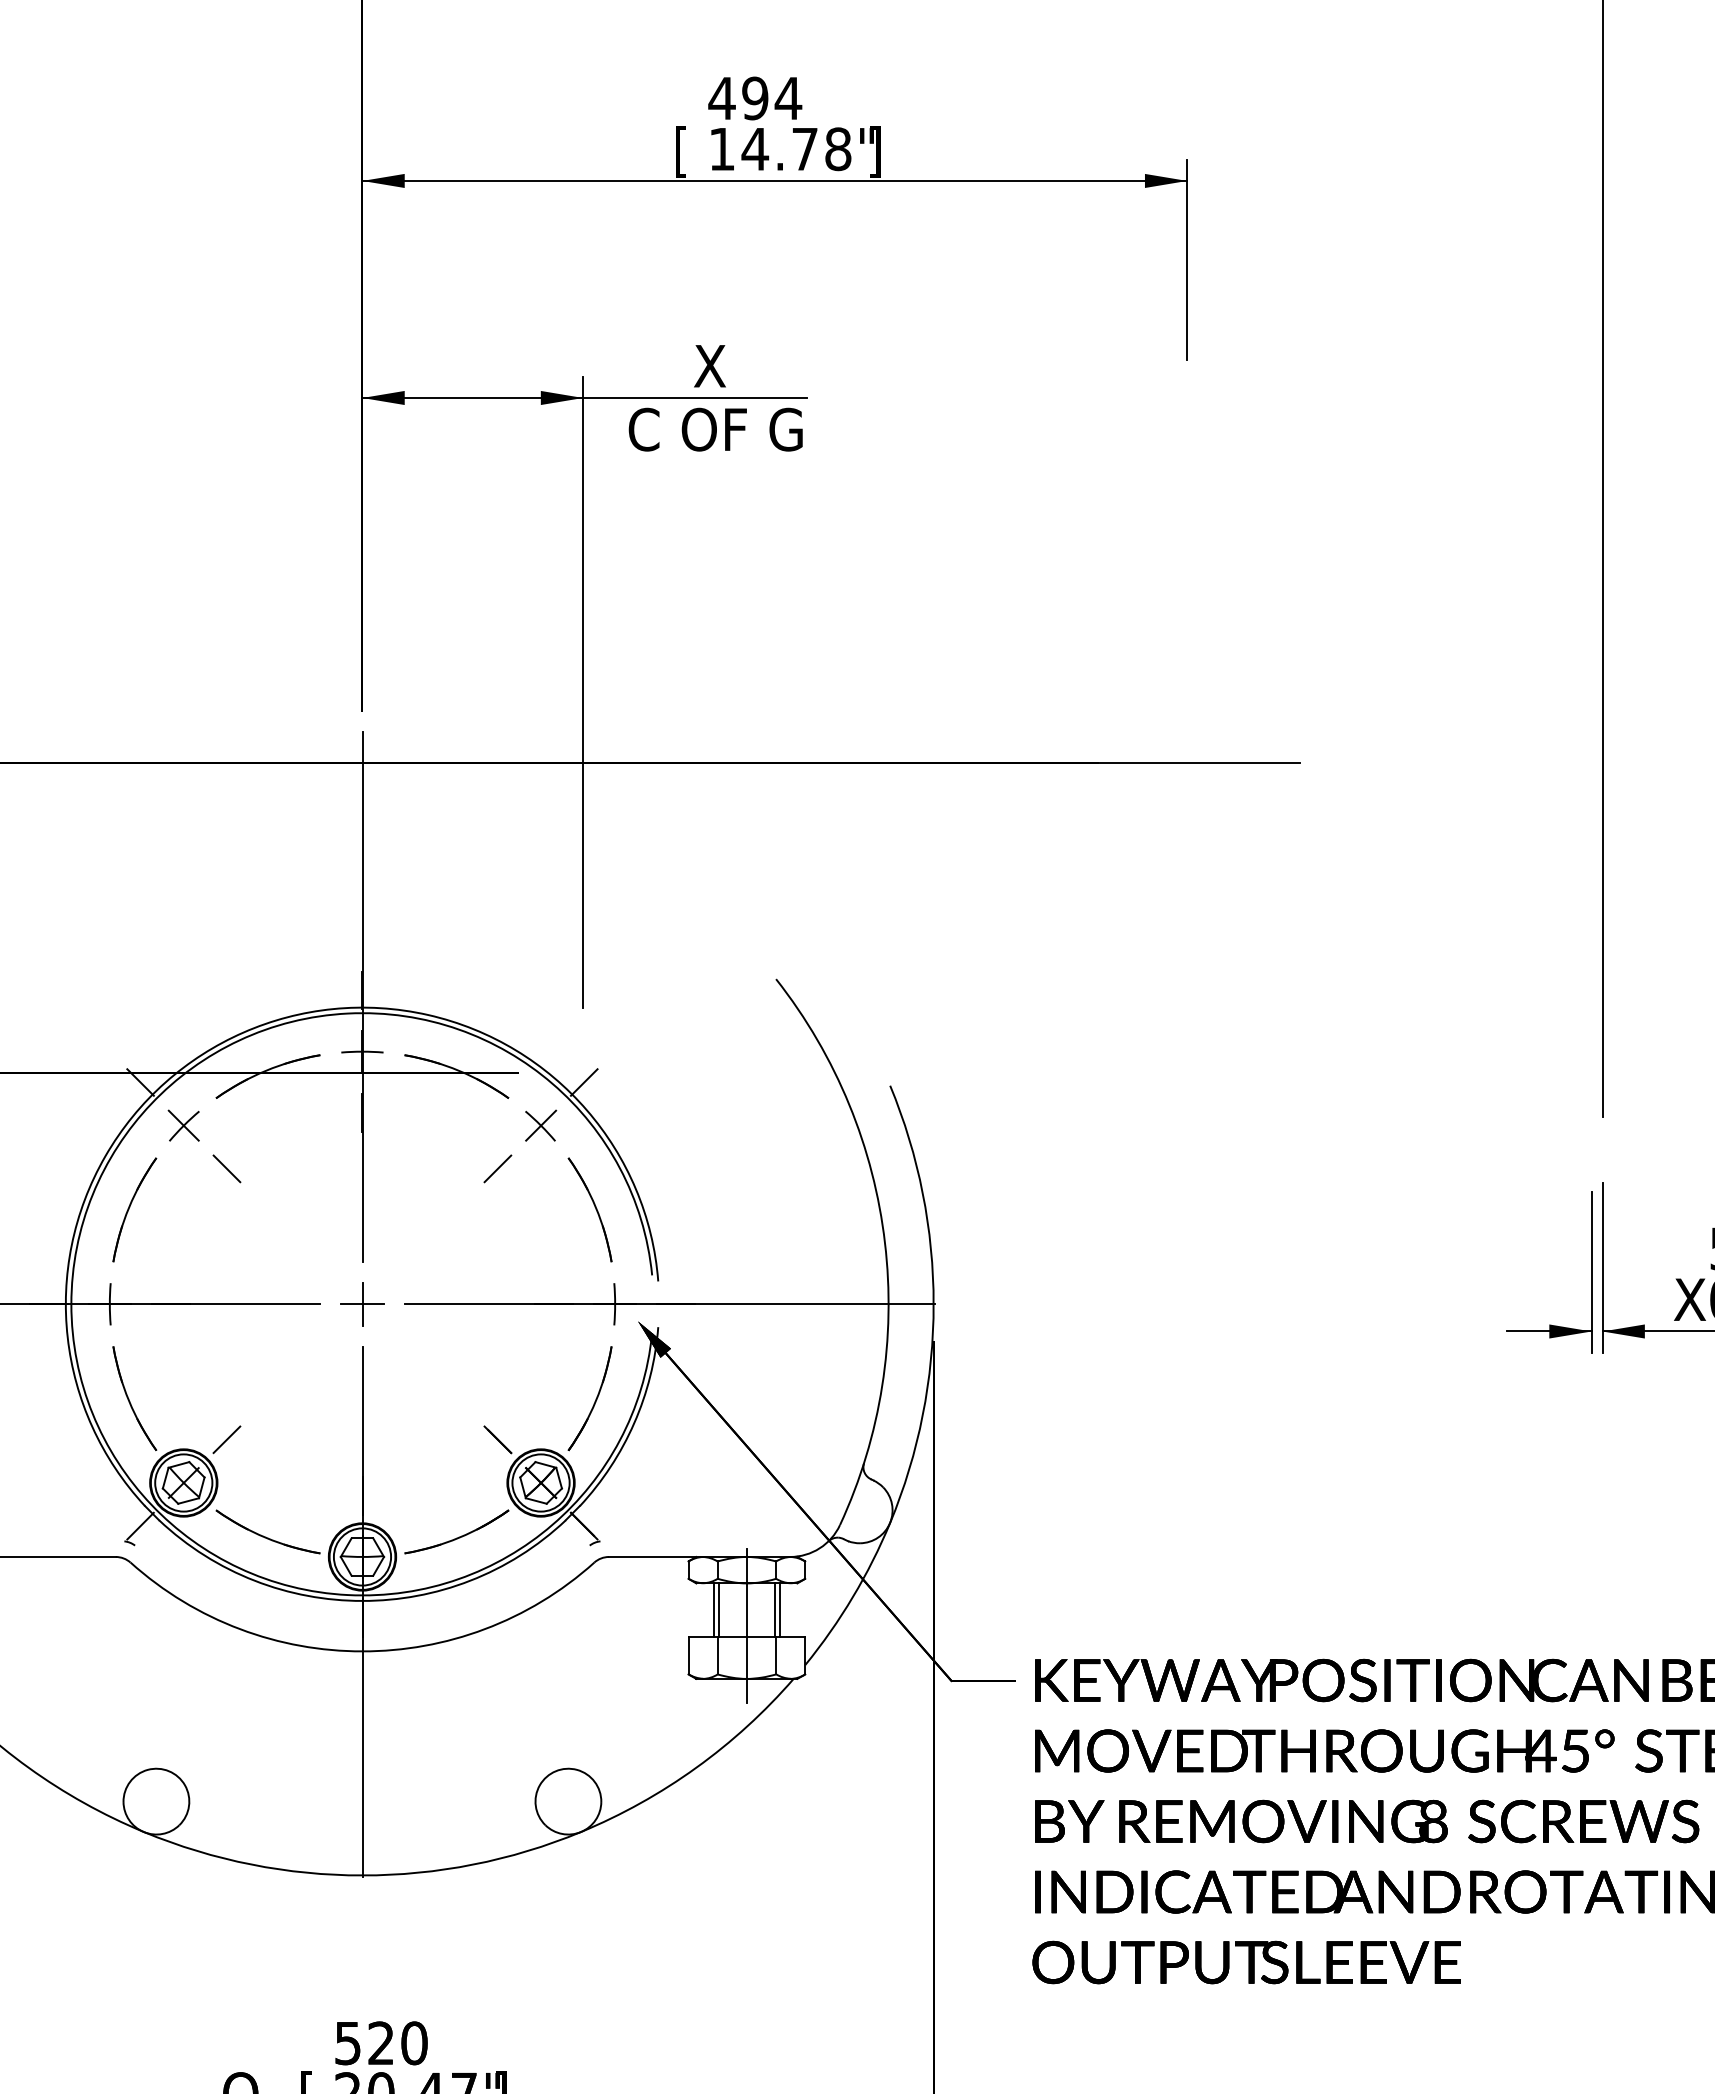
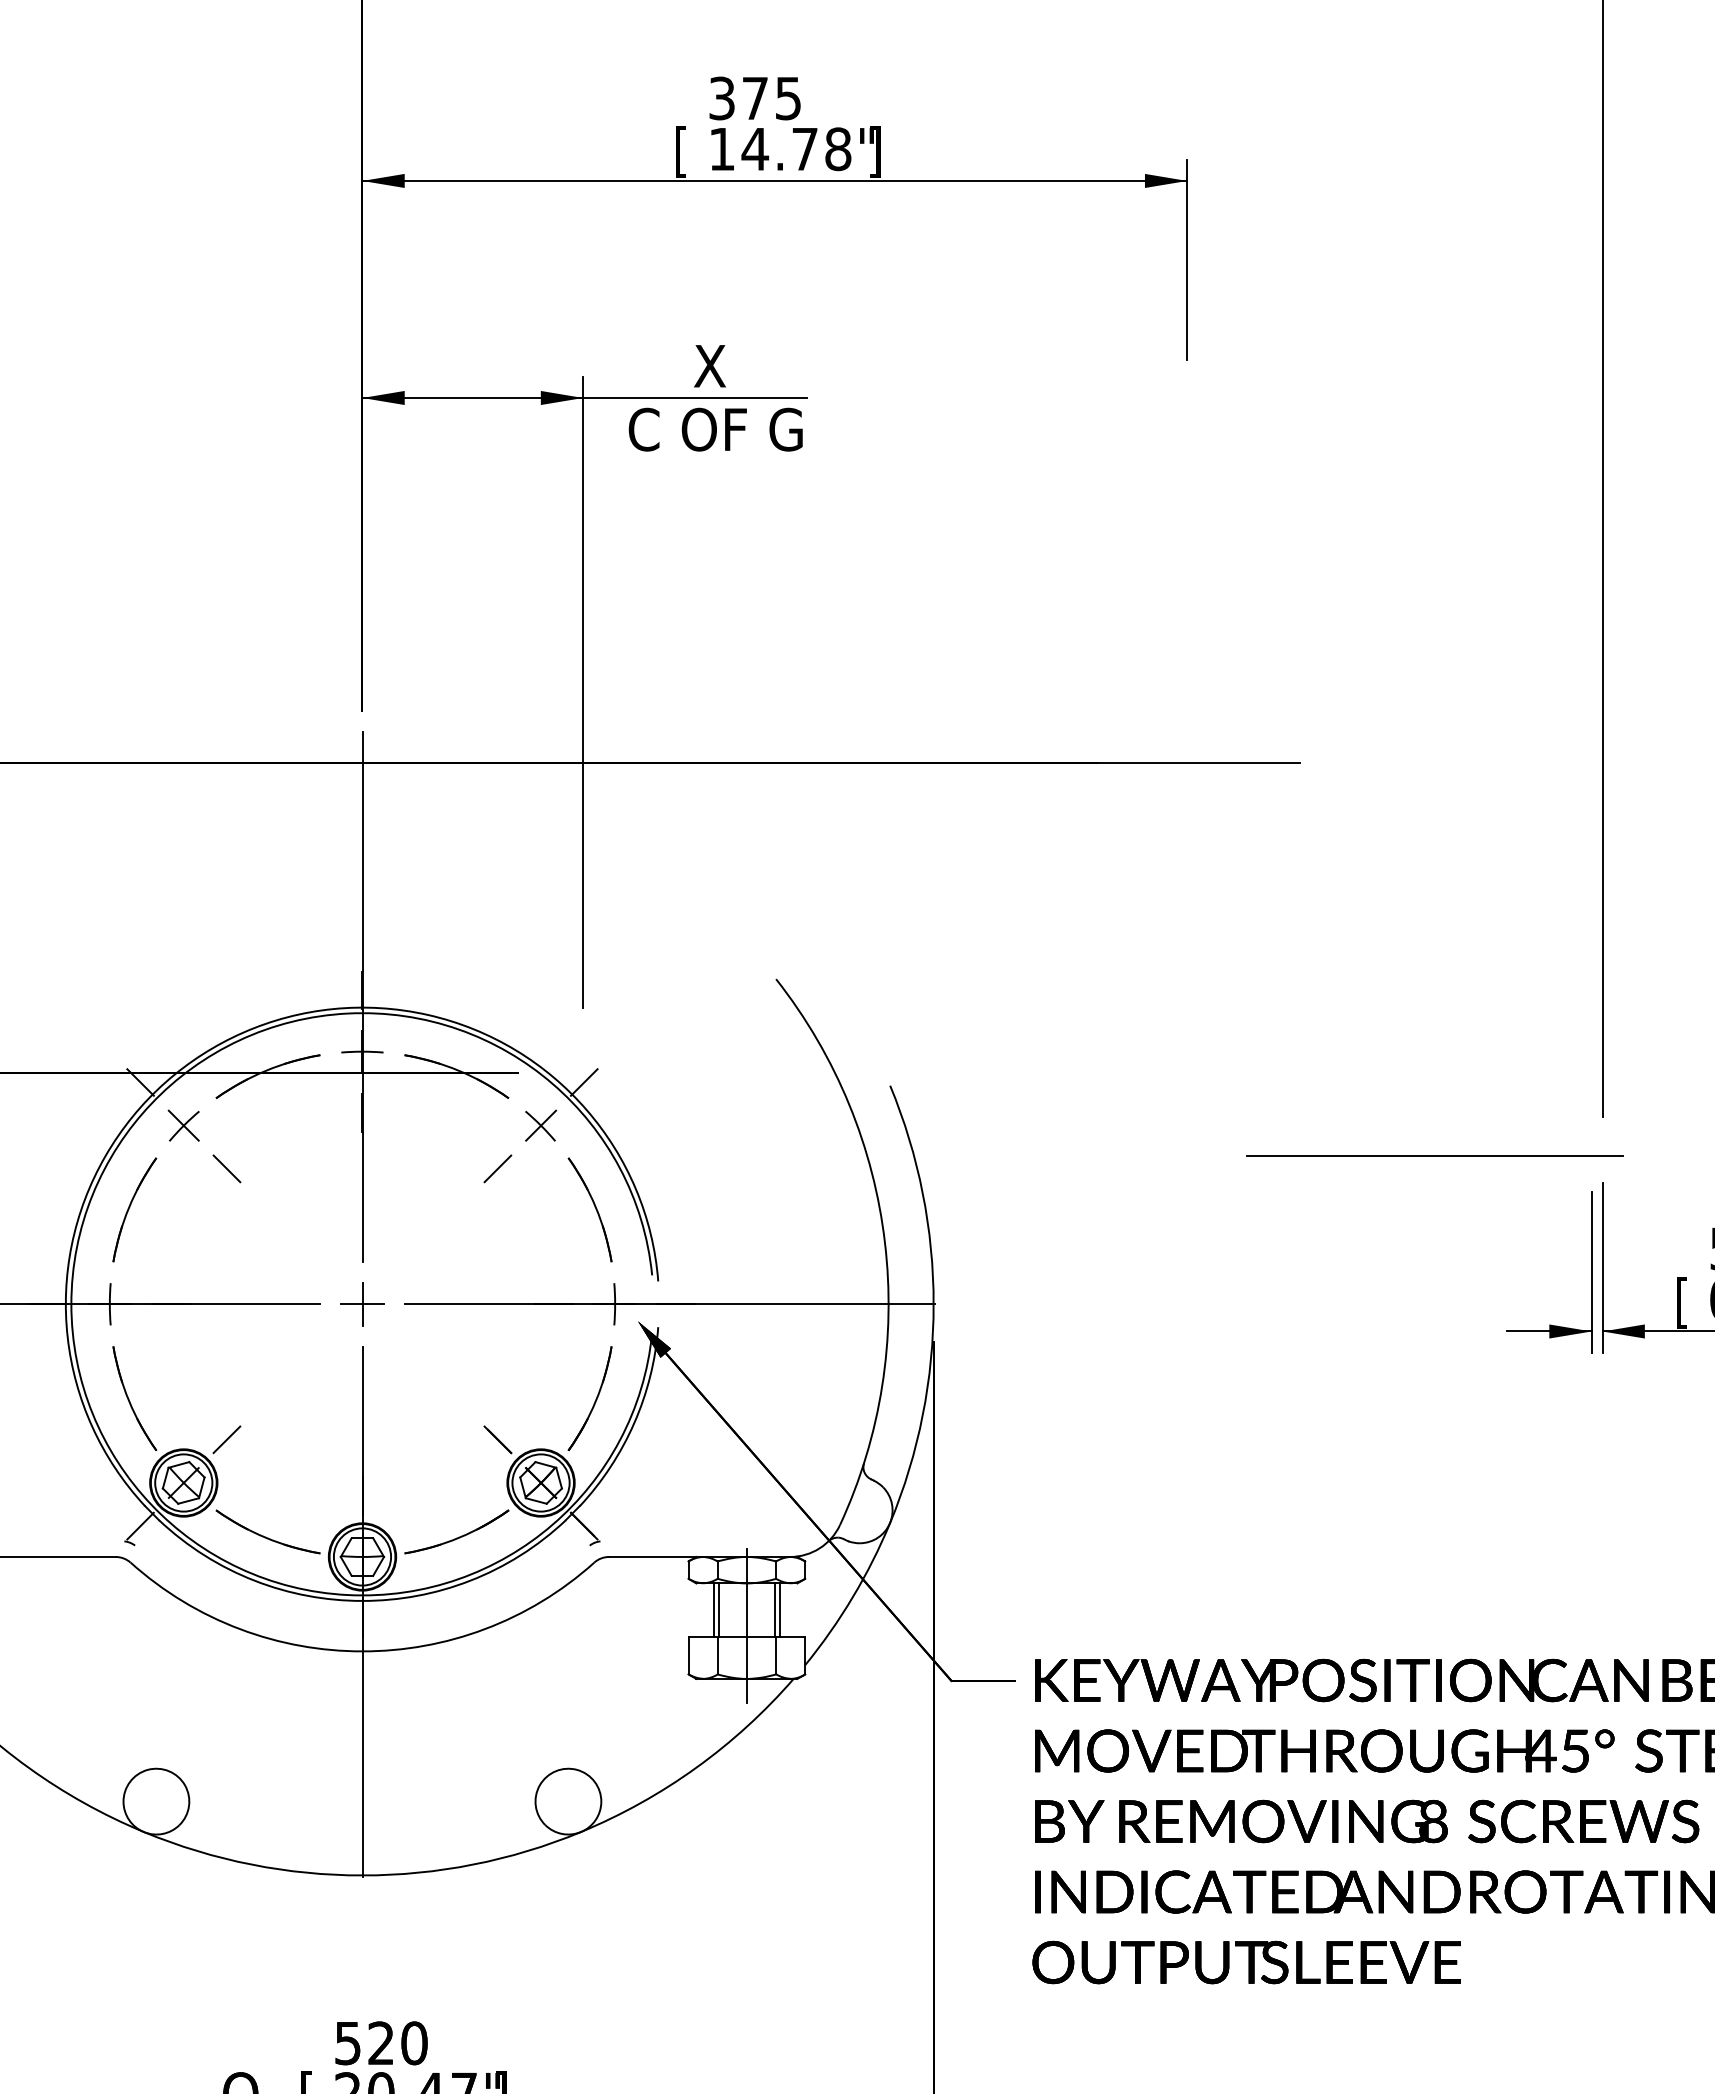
text: 494 -> 375 (755, 98)
line: none -> present (1434, 1155)
text: X -> [ (1689, 1302)
